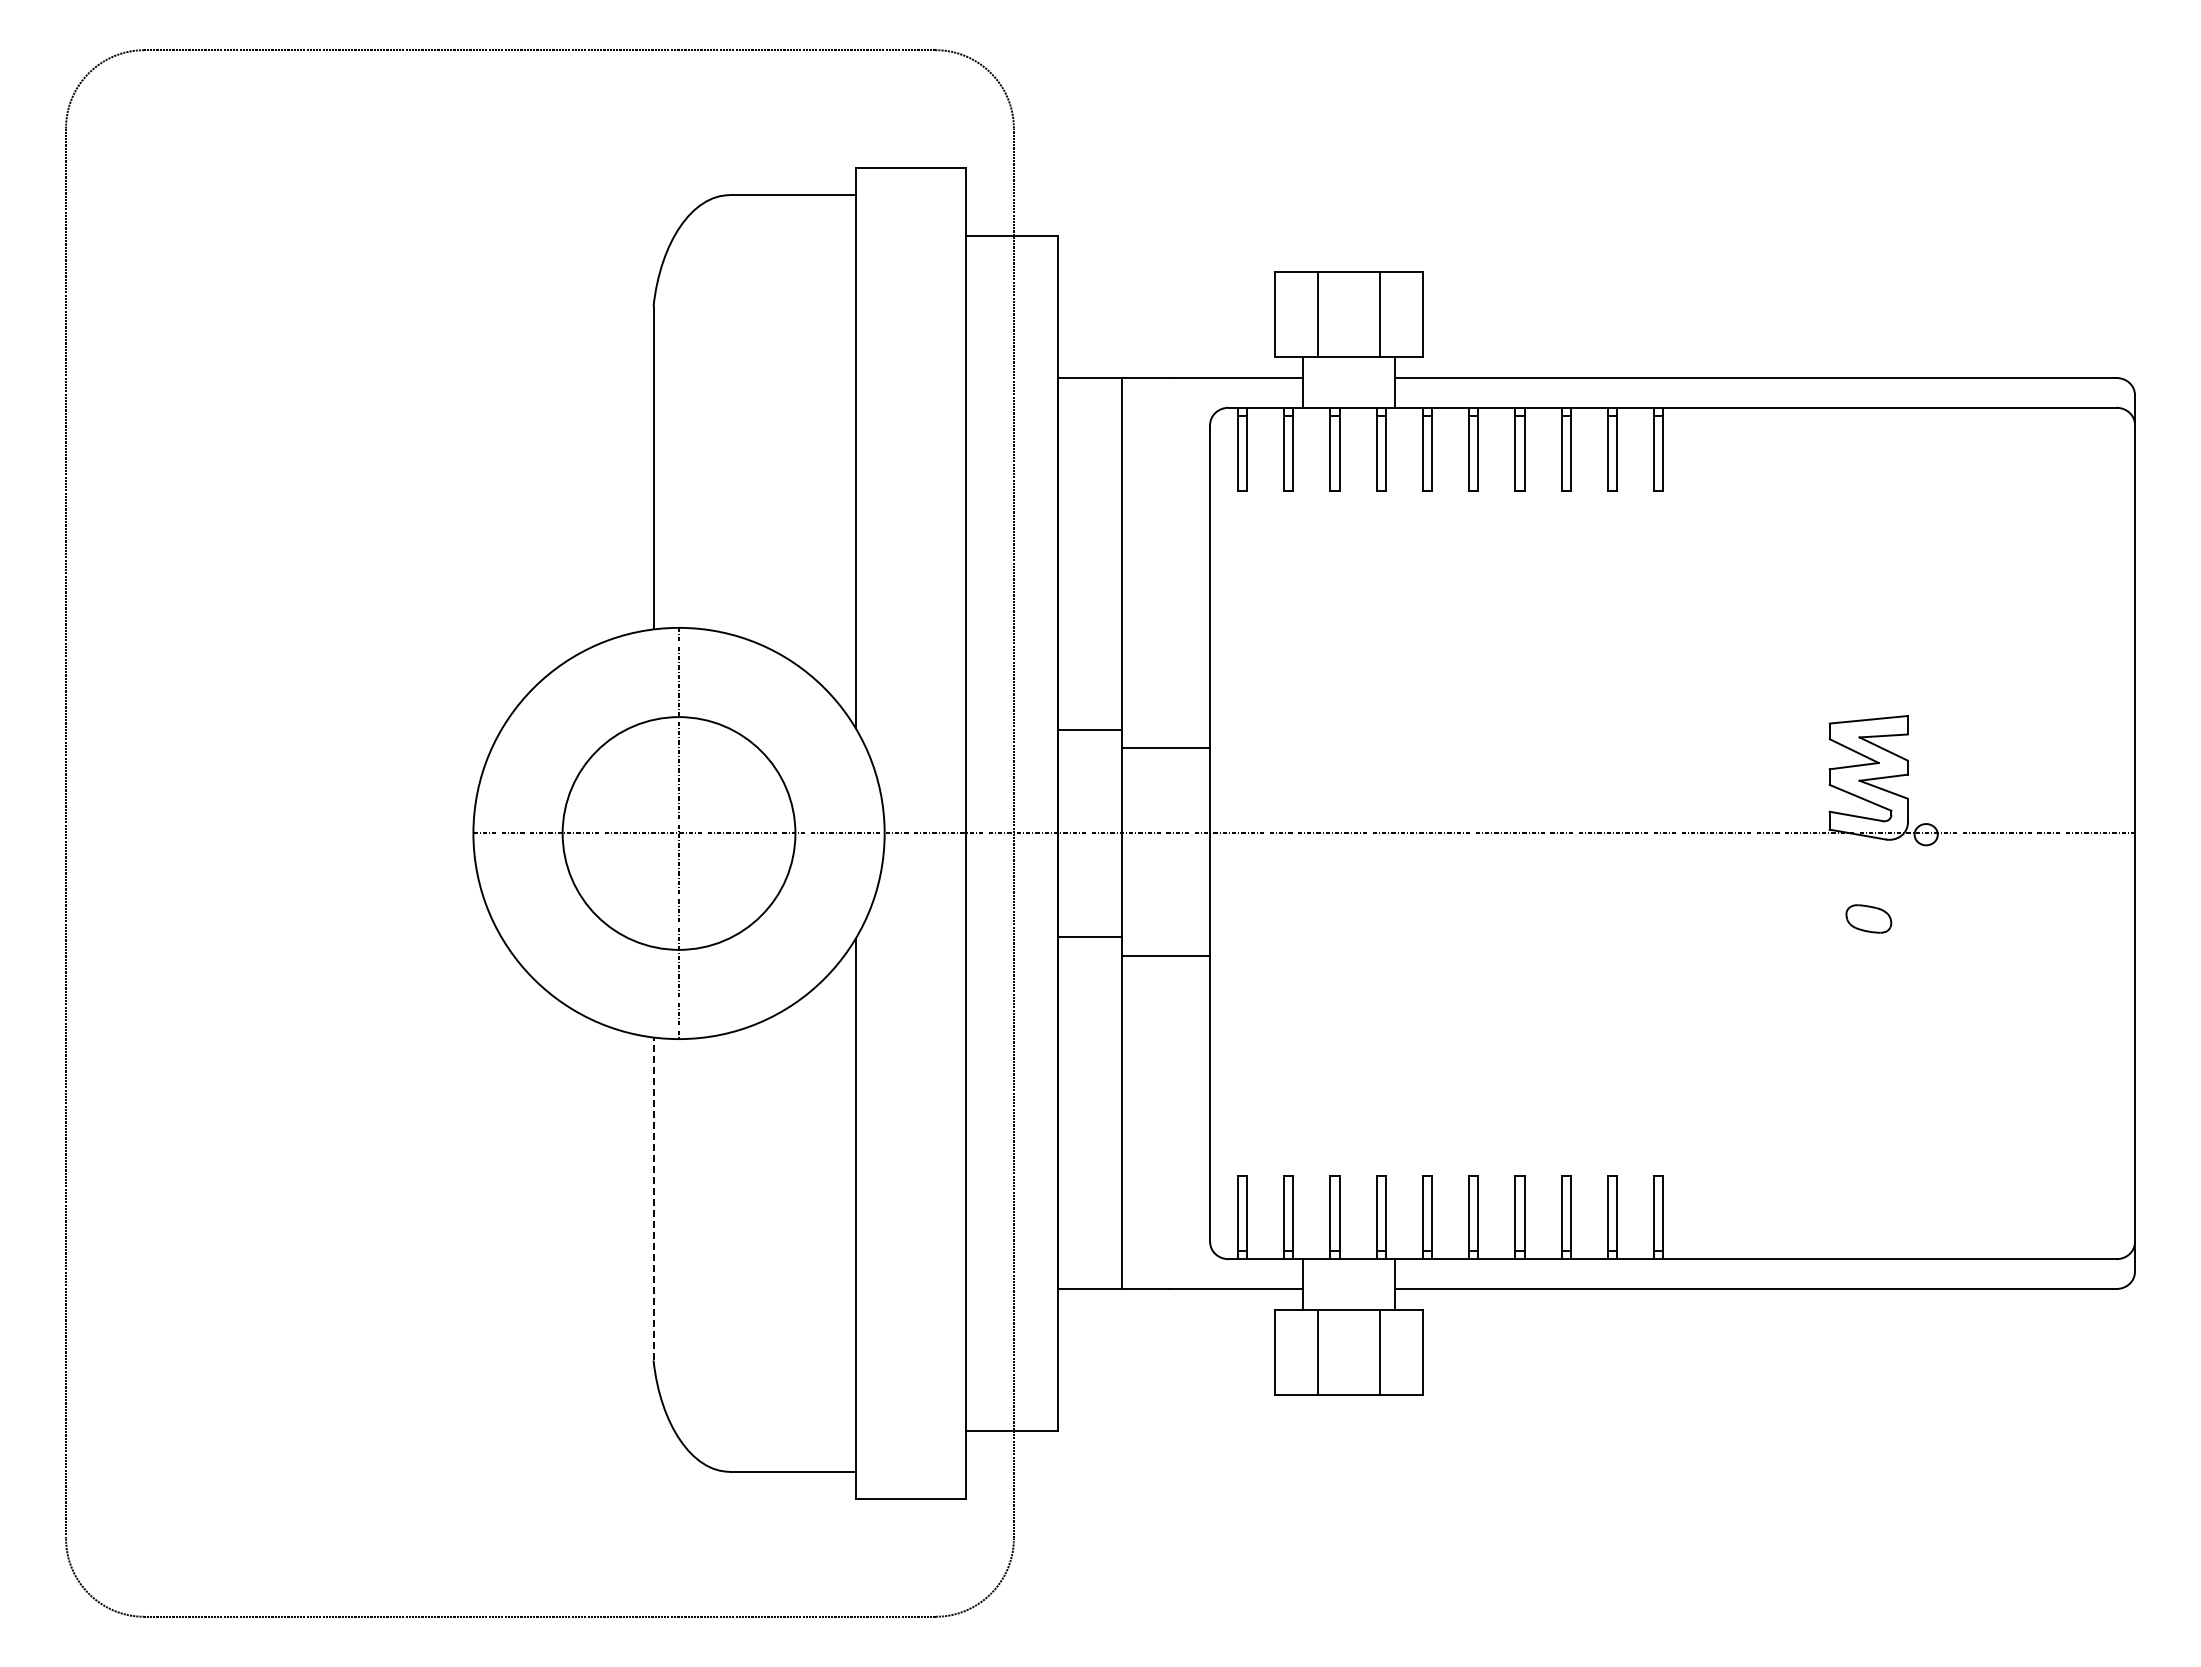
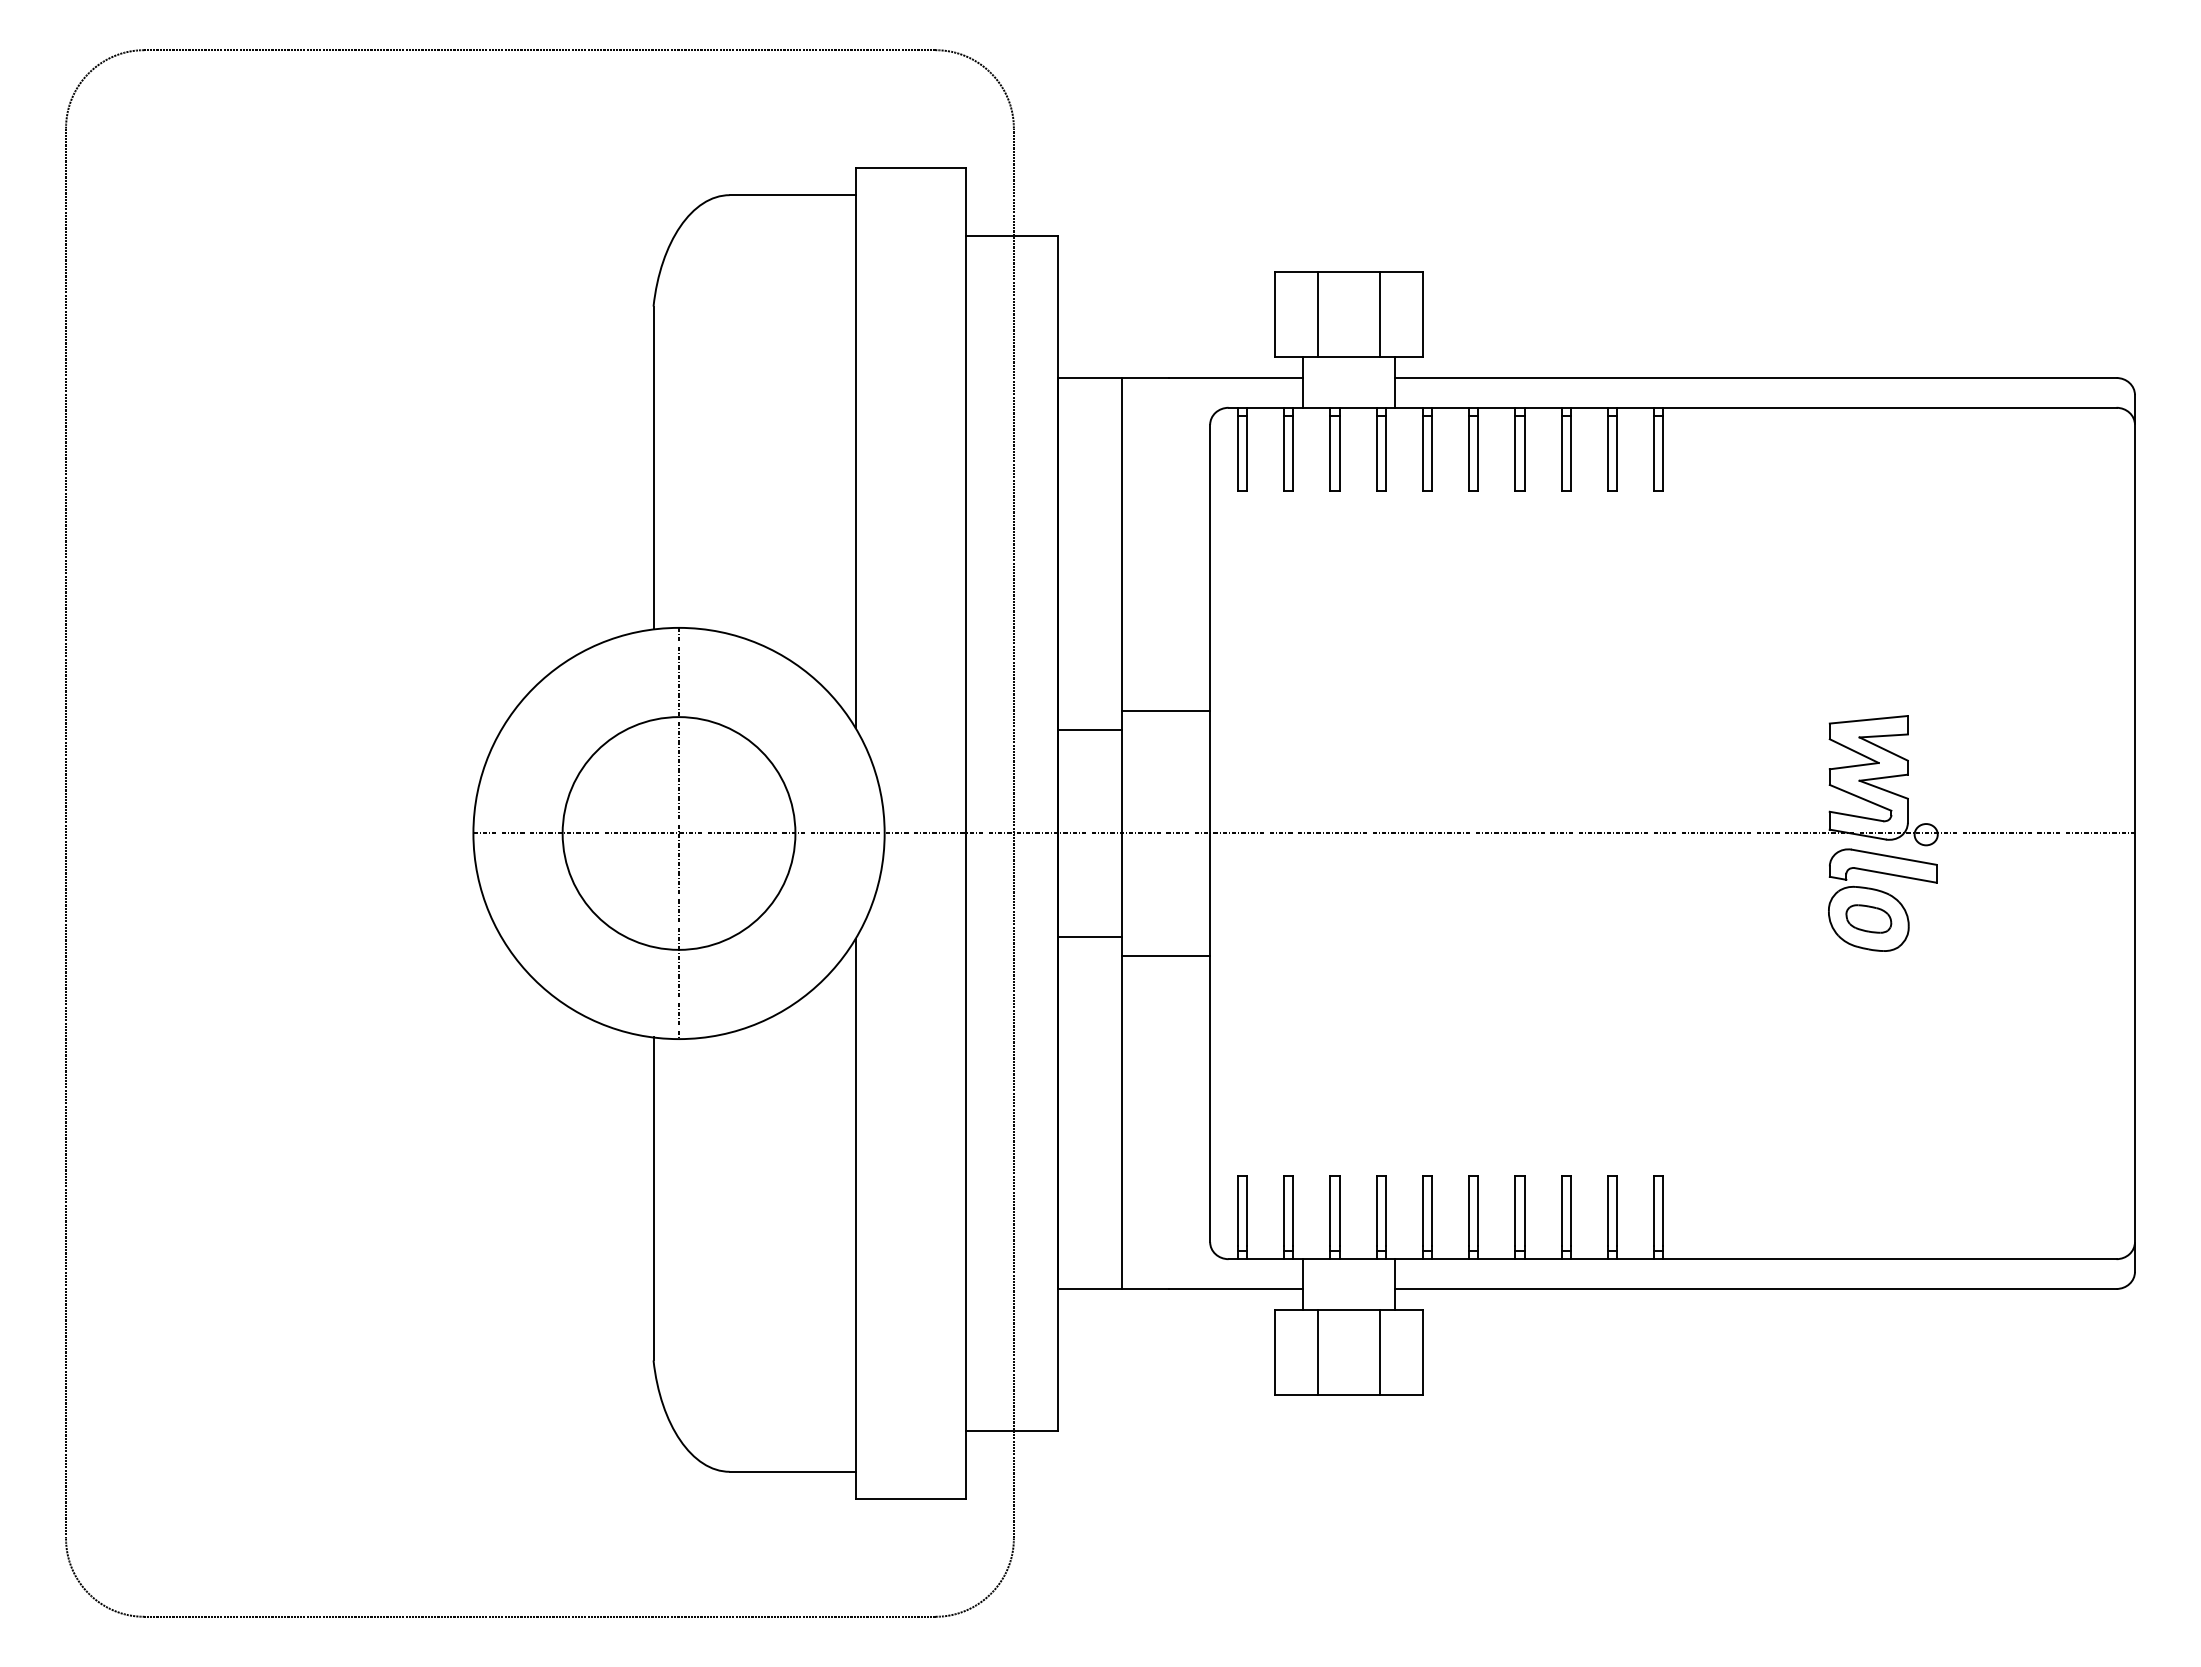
line position: (1166, 748) -> (1166, 711) (1166, 711)
part: none -> present (1882, 899)
line: dashed -> solid (653, 1198)
